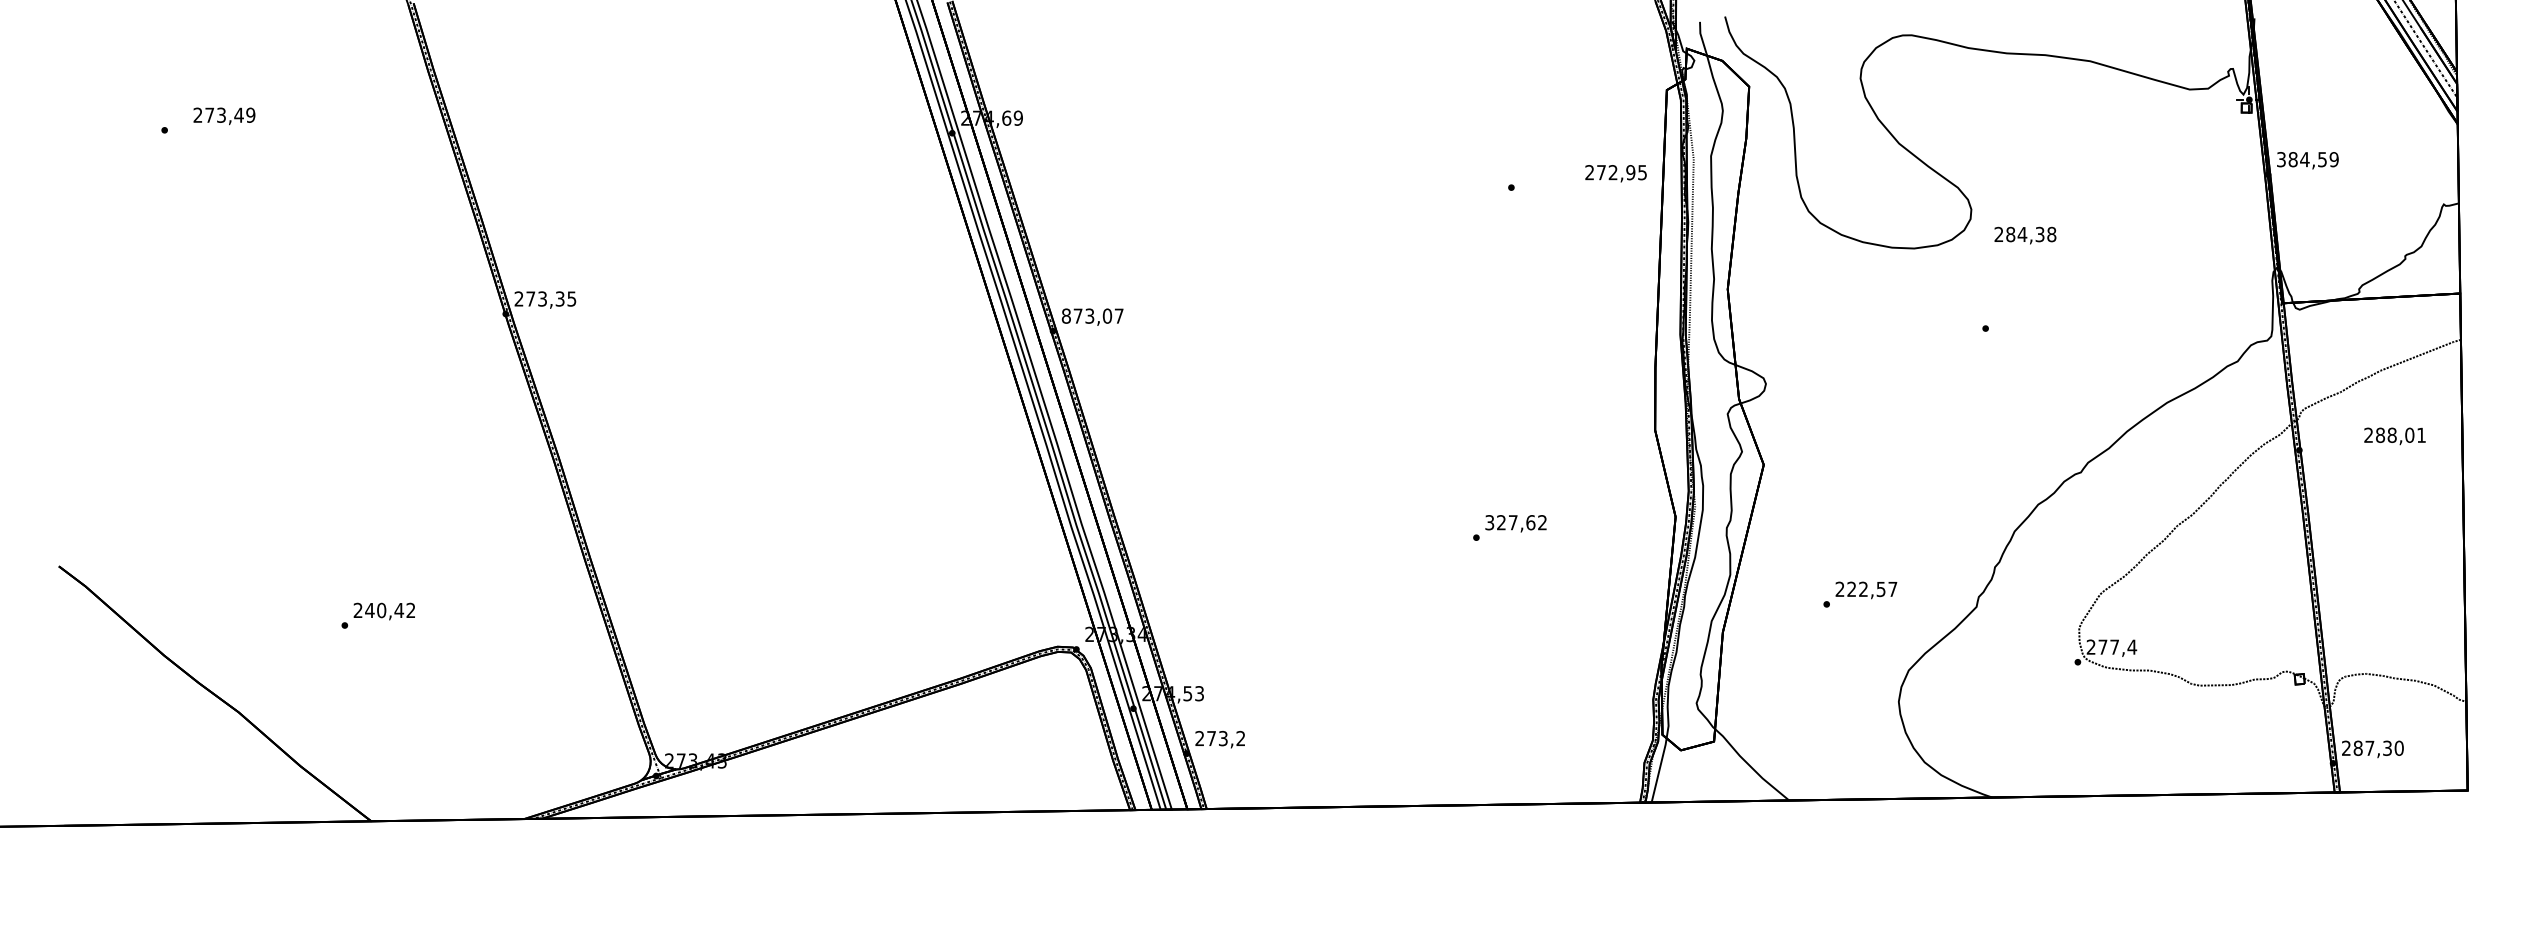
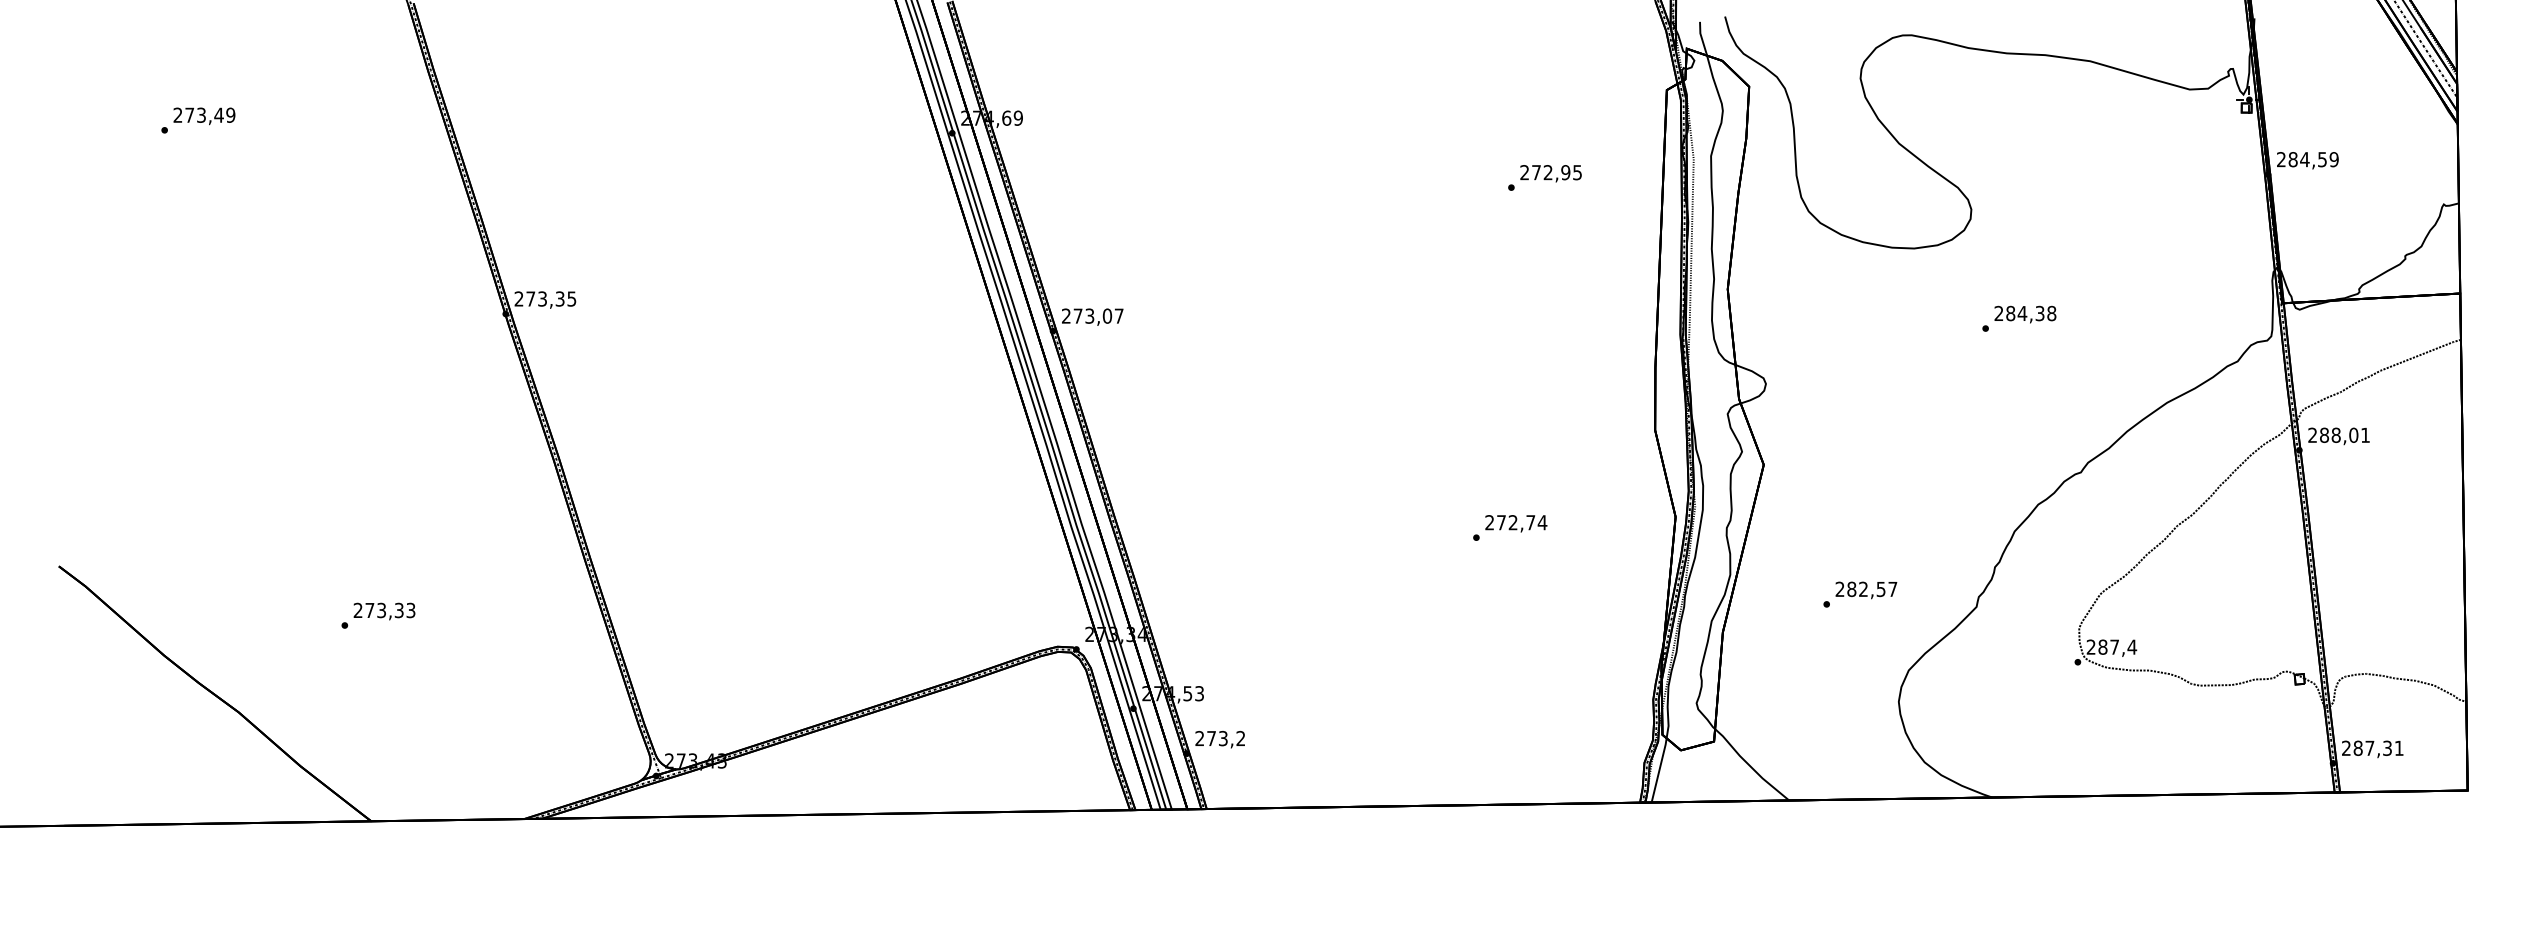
text position: (224, 116) -> (204, 116) (204, 116)
text: 384,59 -> 284,59 (2281, 159)
text position: (1615, 173) -> (1550, 173) (1550, 173)
text position: (2025, 235) -> (2025, 314) (2025, 314)
text: 873,07 -> 273,07 (1065, 315)
text position: (2394, 436) -> (2338, 436) (2338, 436)
text: 327,62 -> 272,74 (1516, 522)
text: 222,57 -> 282,57 (1851, 589)
text: 240,42 -> 273,33 (390, 610)
text: 277,4 -> 287,4 (2102, 646)
text: 287,30 -> 287,31 (2398, 747)
